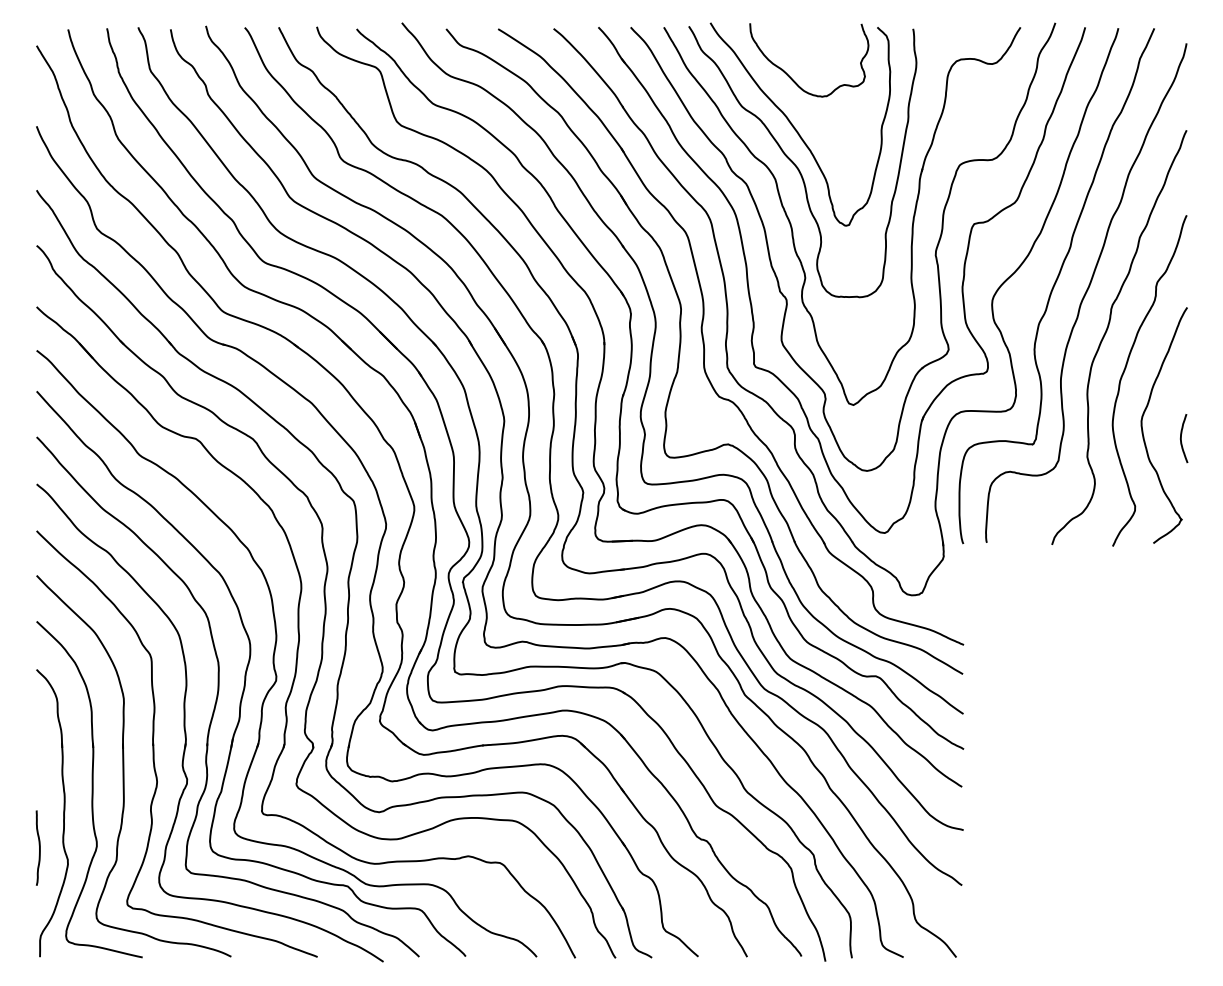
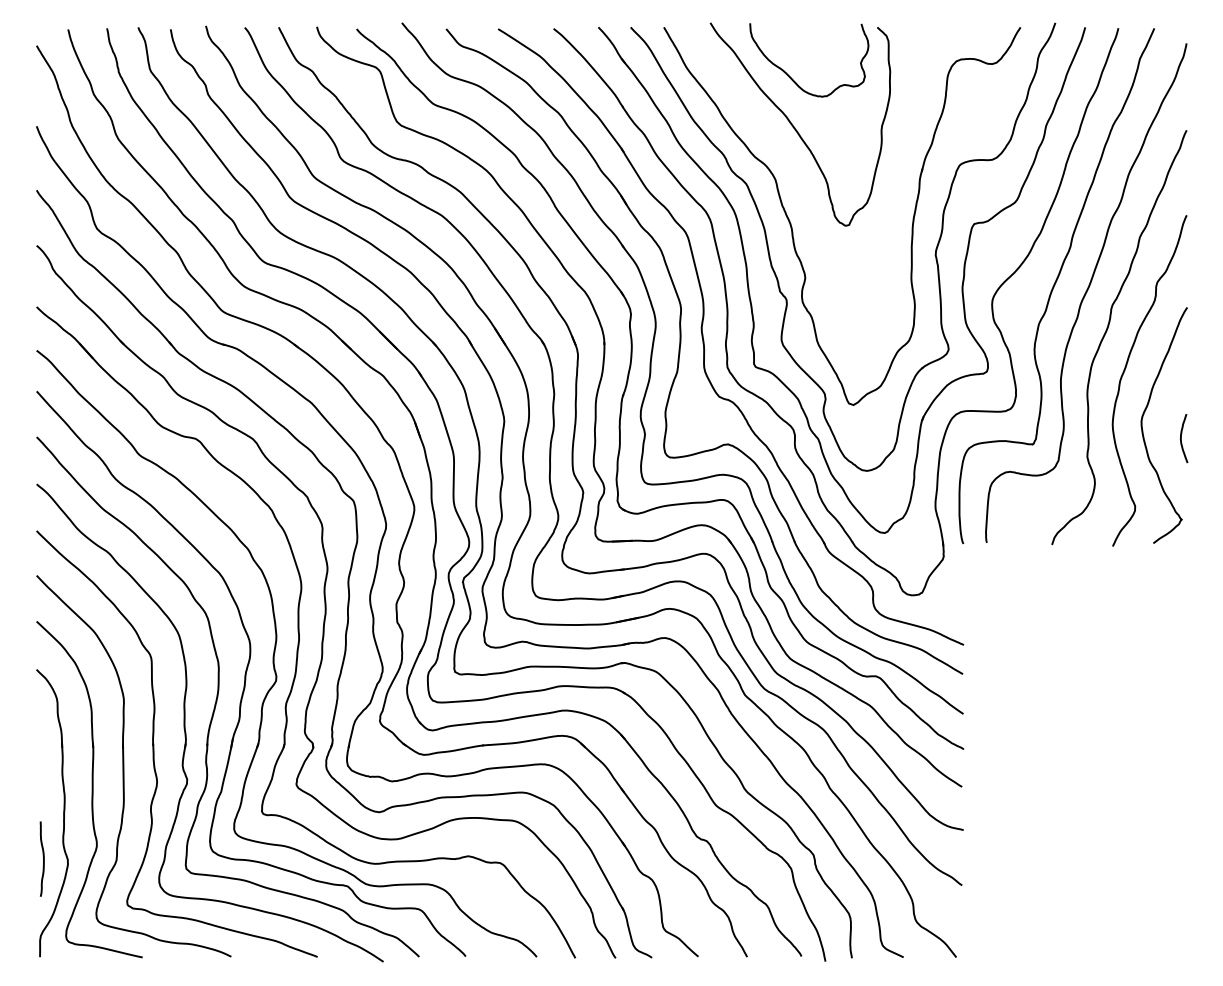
curve: present -> none (797, 166)
curve position: (39, 847) -> (43, 858) (43, 858)
